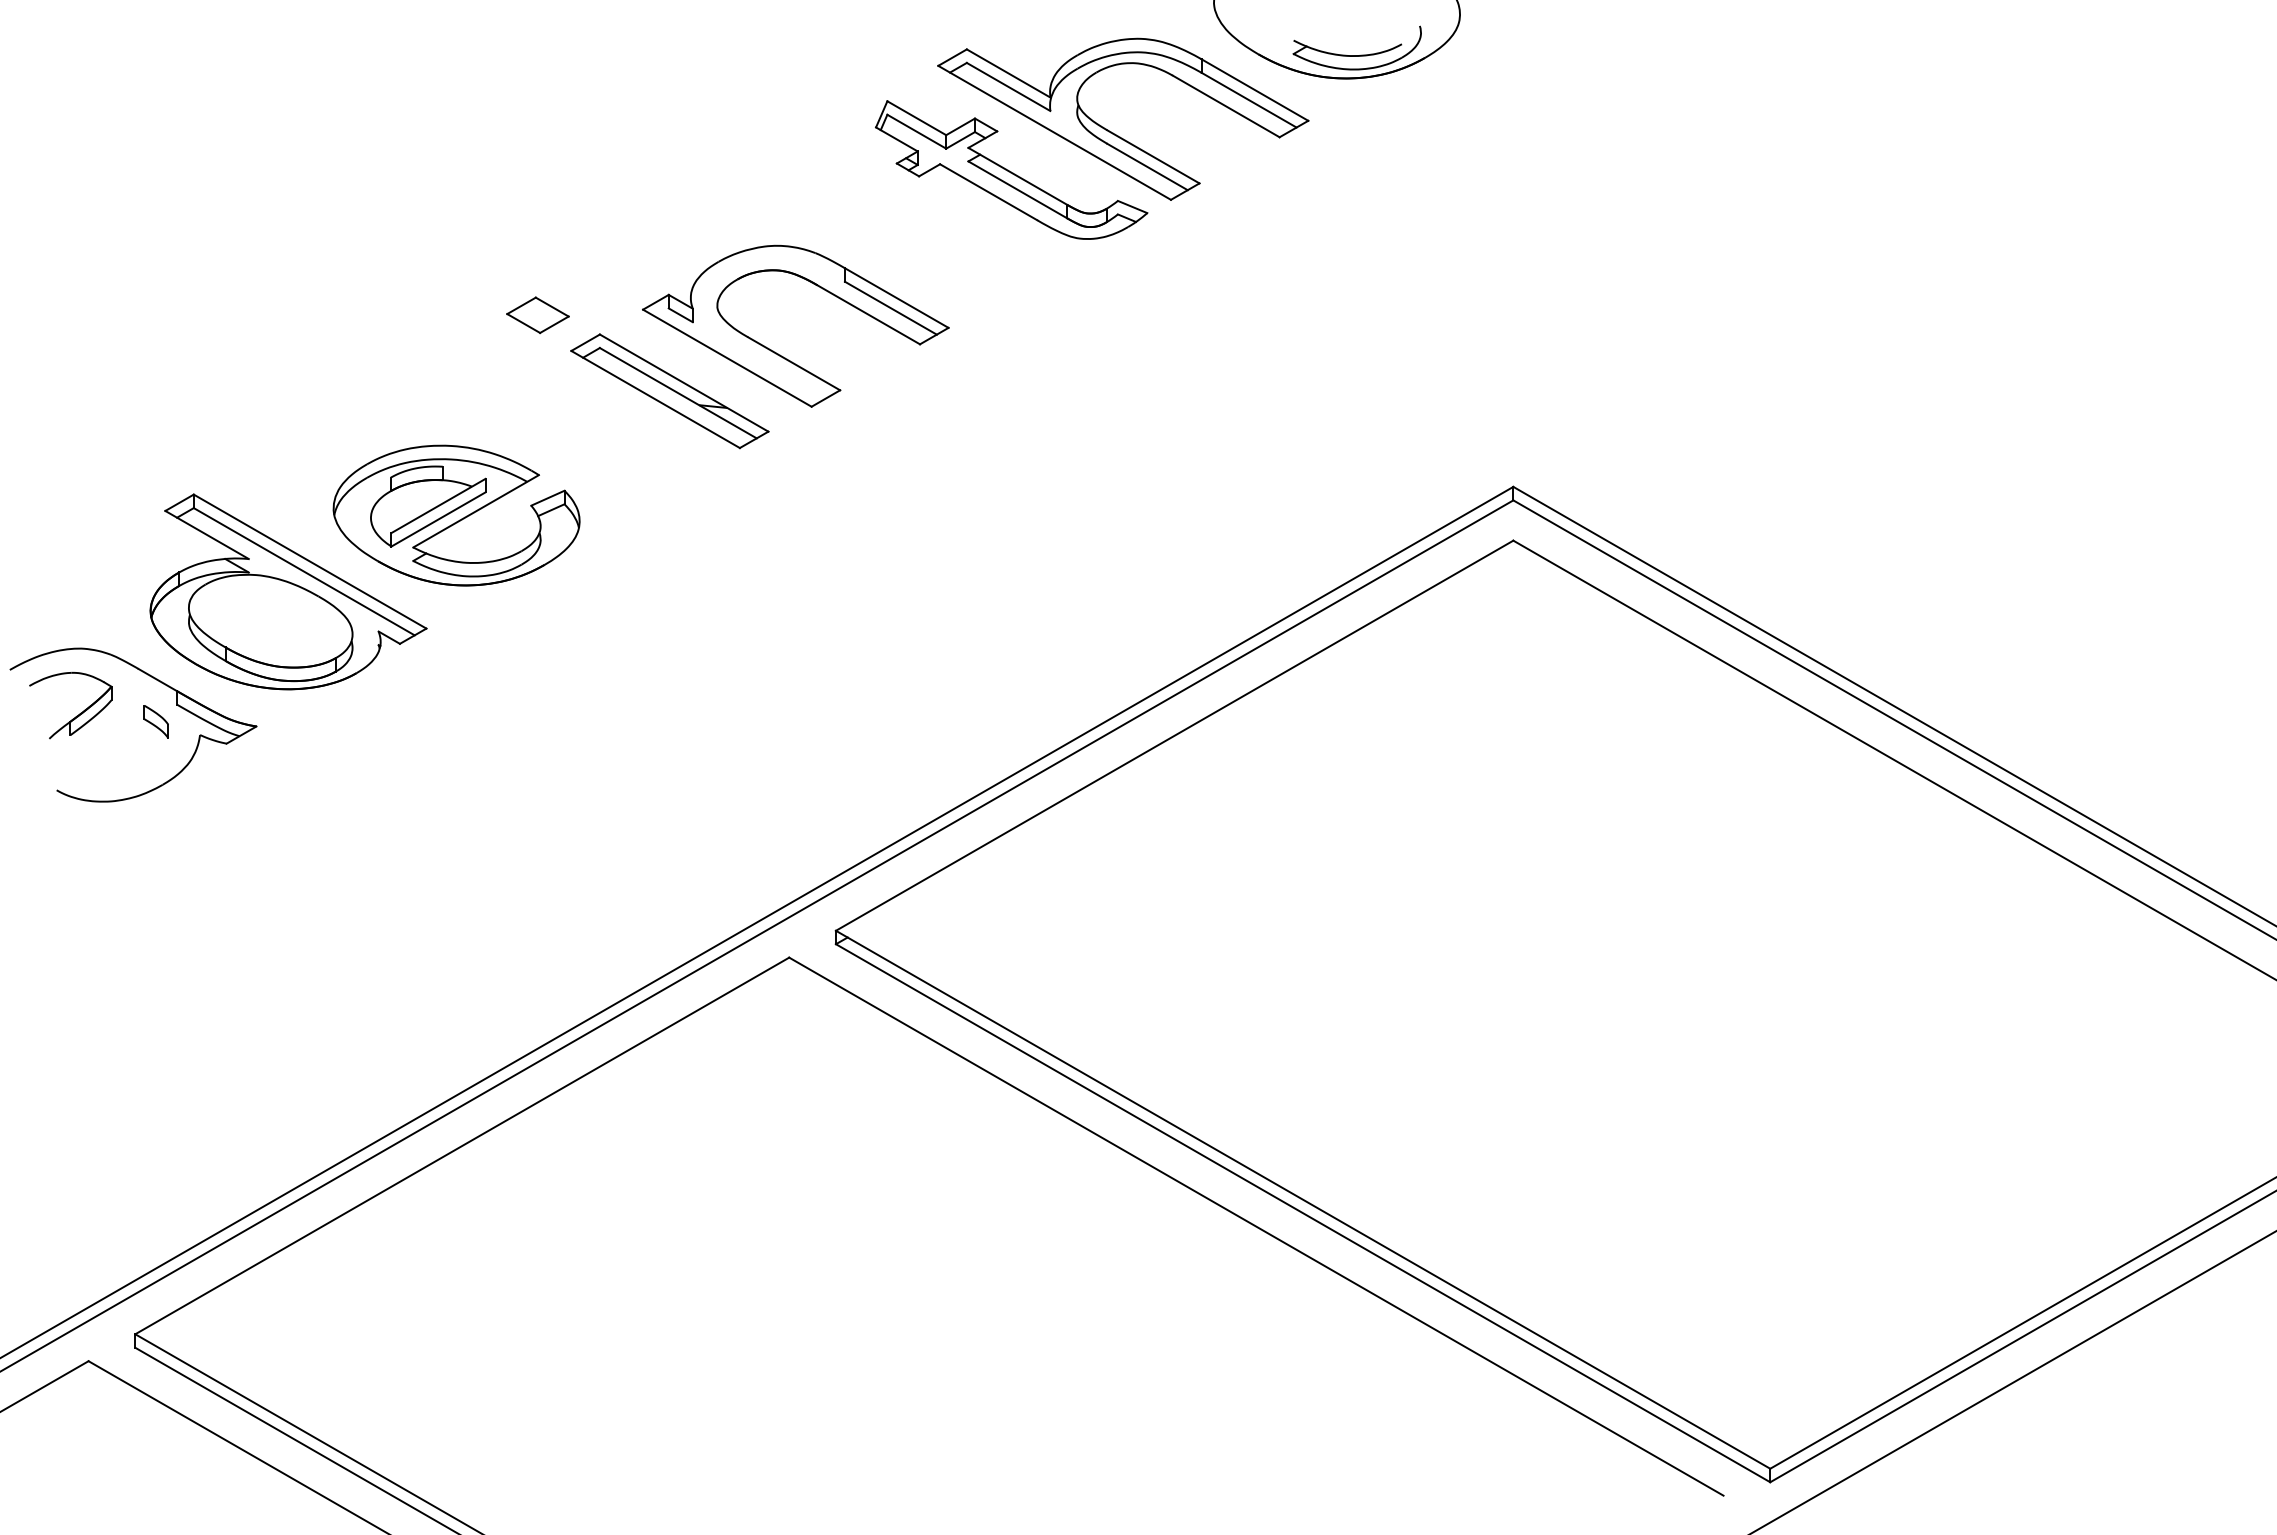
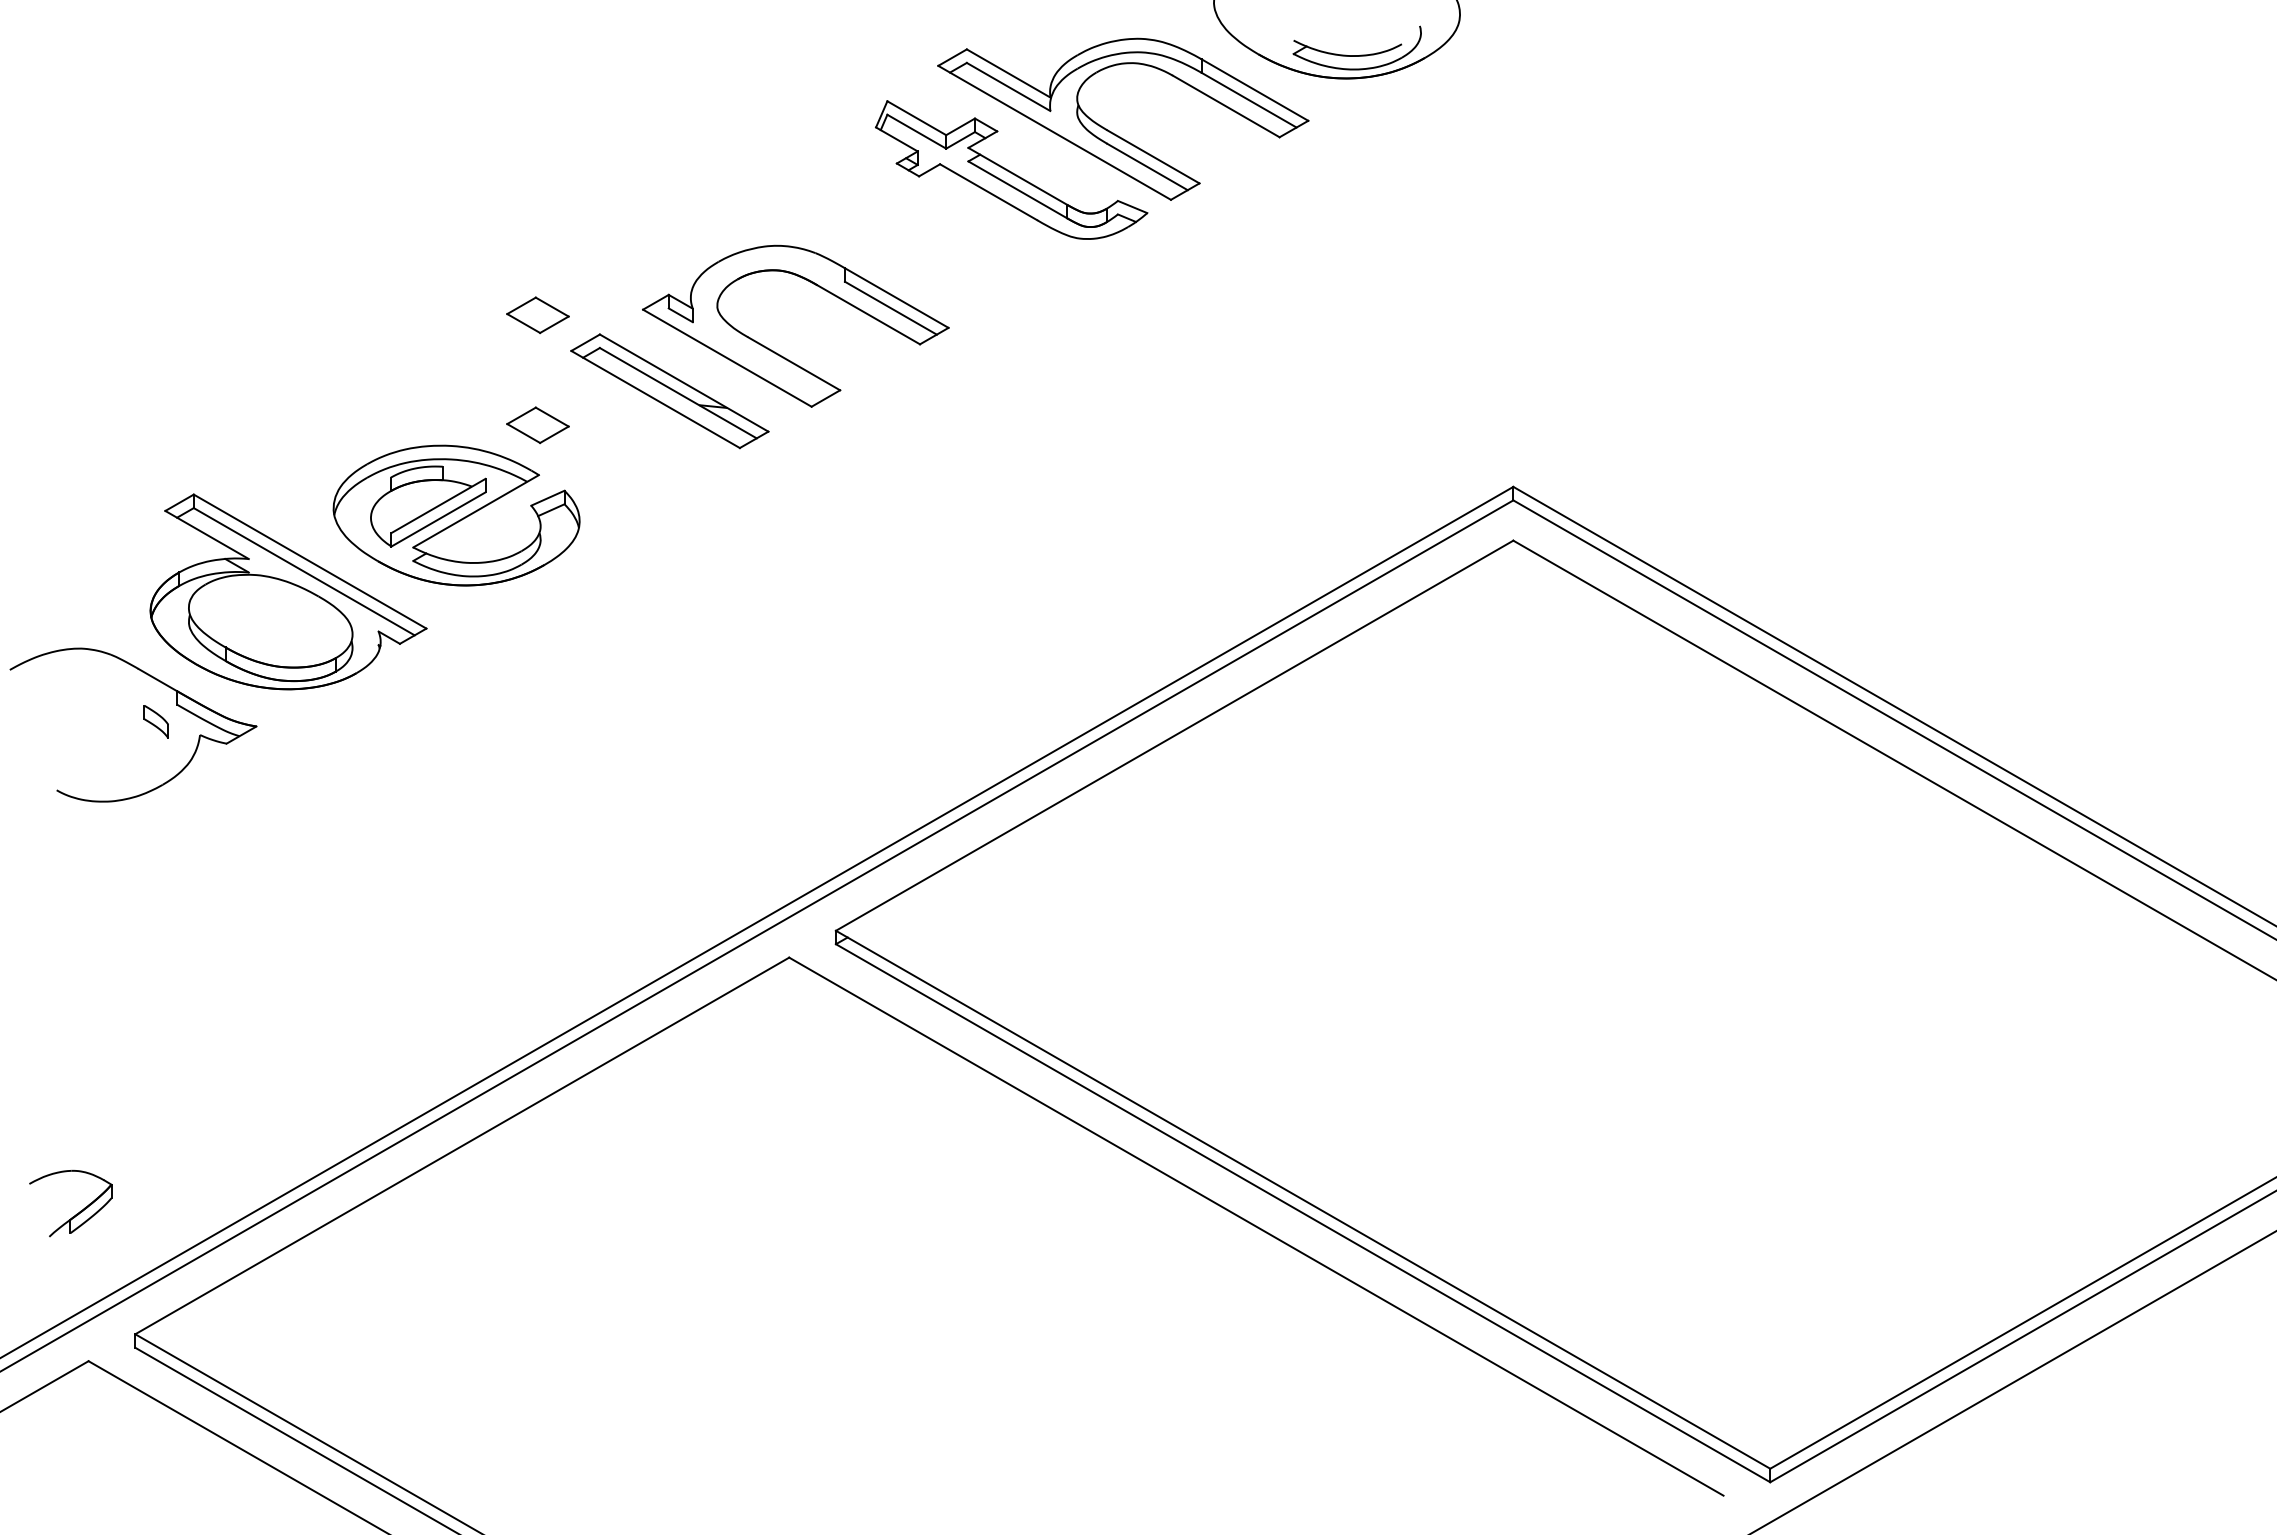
part: none -> present (537, 425)
part position: (76, 715) -> (76, 1213) (76, 1213)
